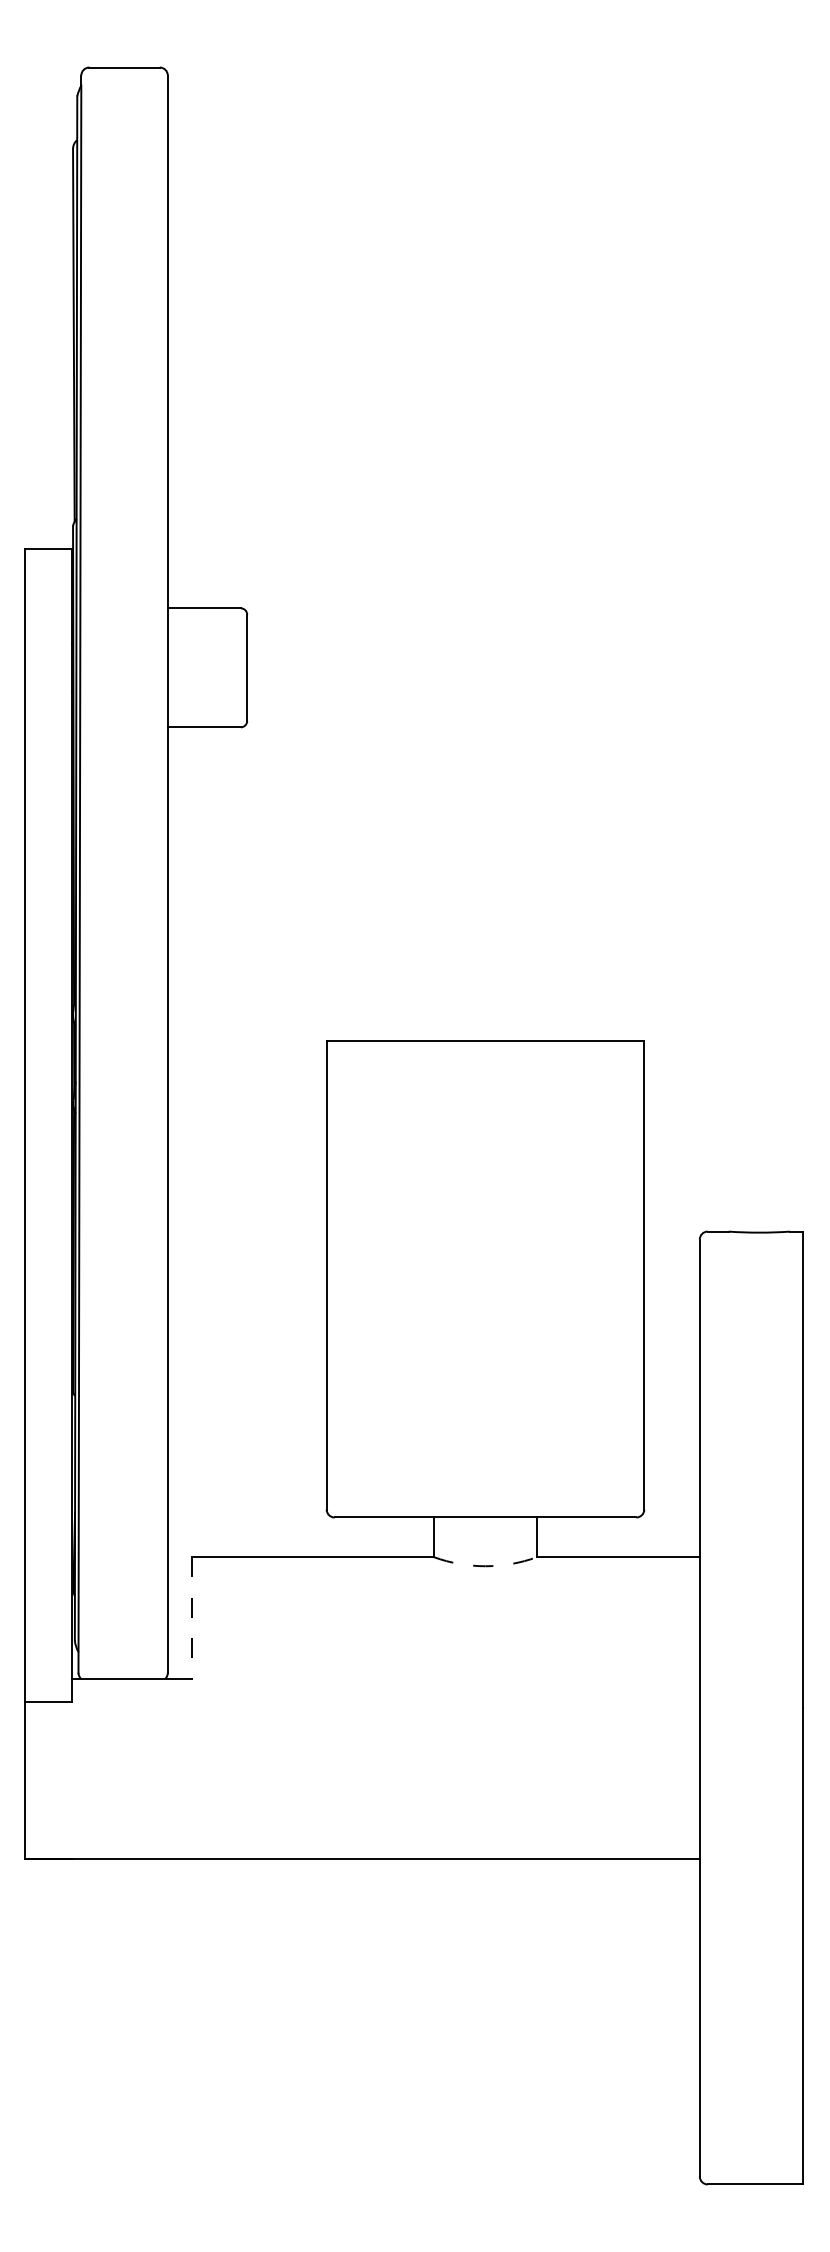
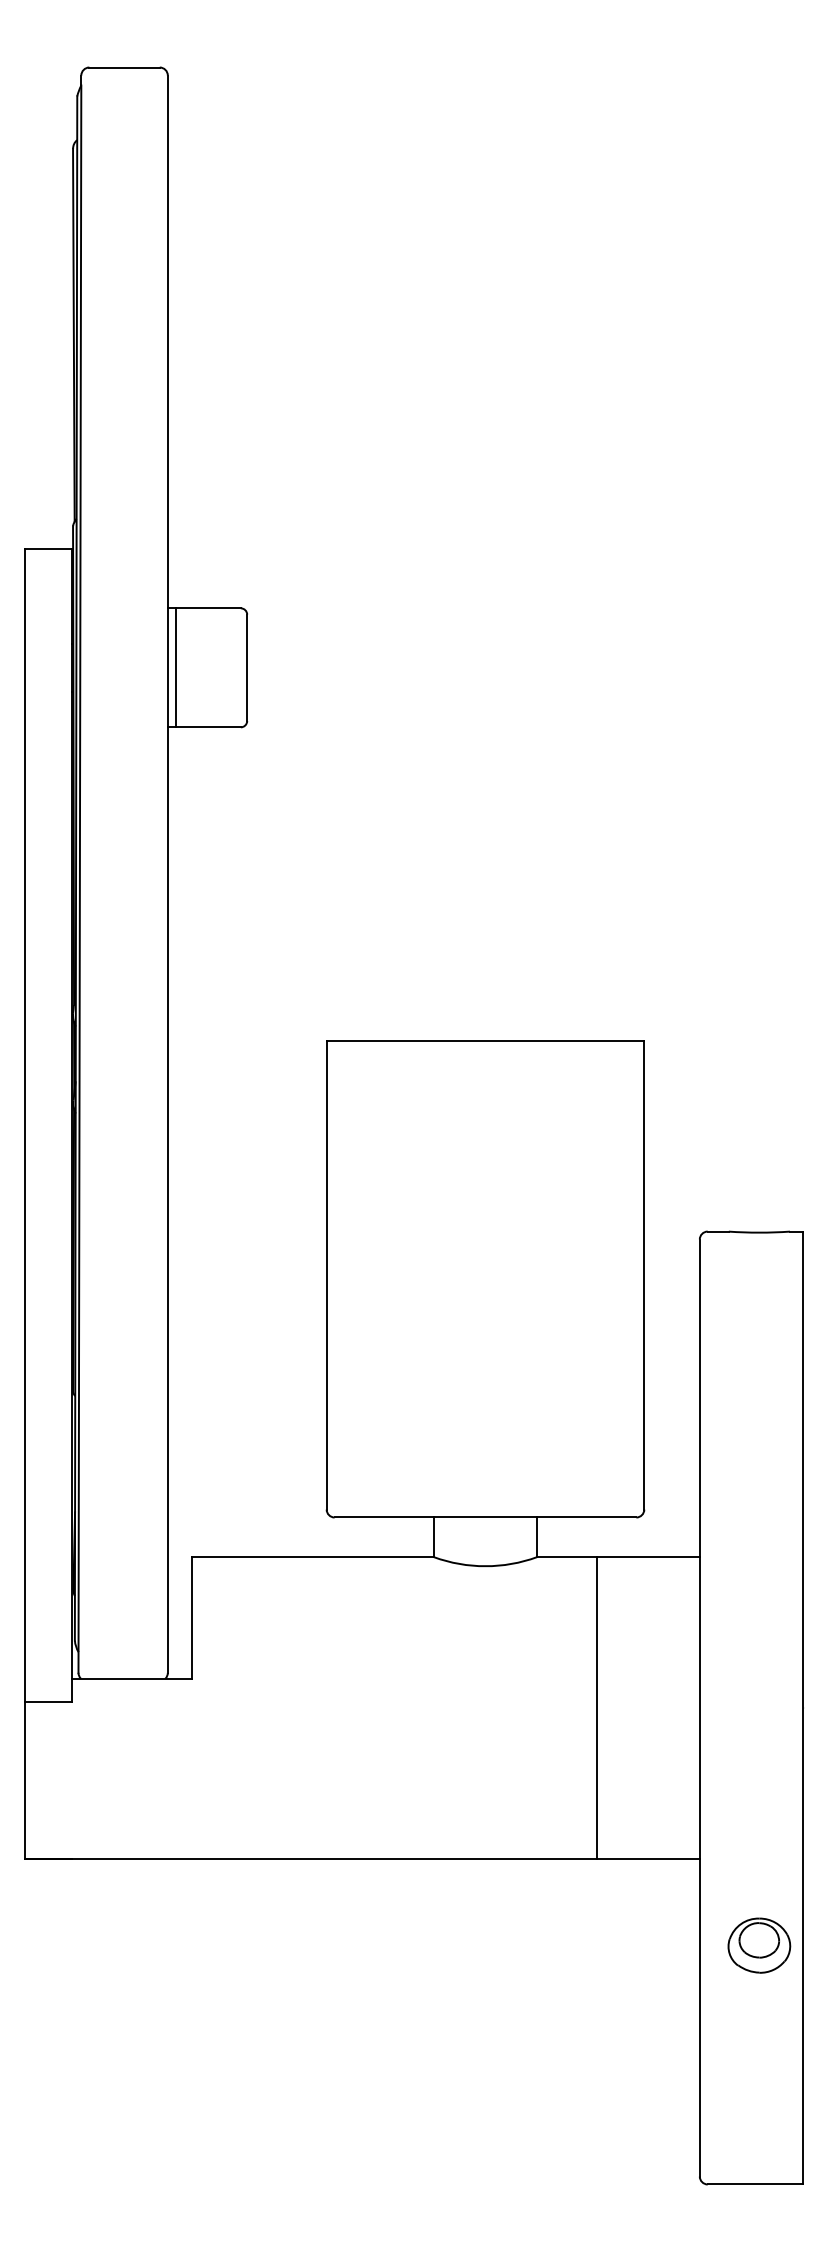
line: none -> present (175, 667)
arc: dashed -> solid (485, 1566)
line: dashed -> solid (191, 1617)
line: none -> present (596, 1707)
part: none -> present (759, 1945)
